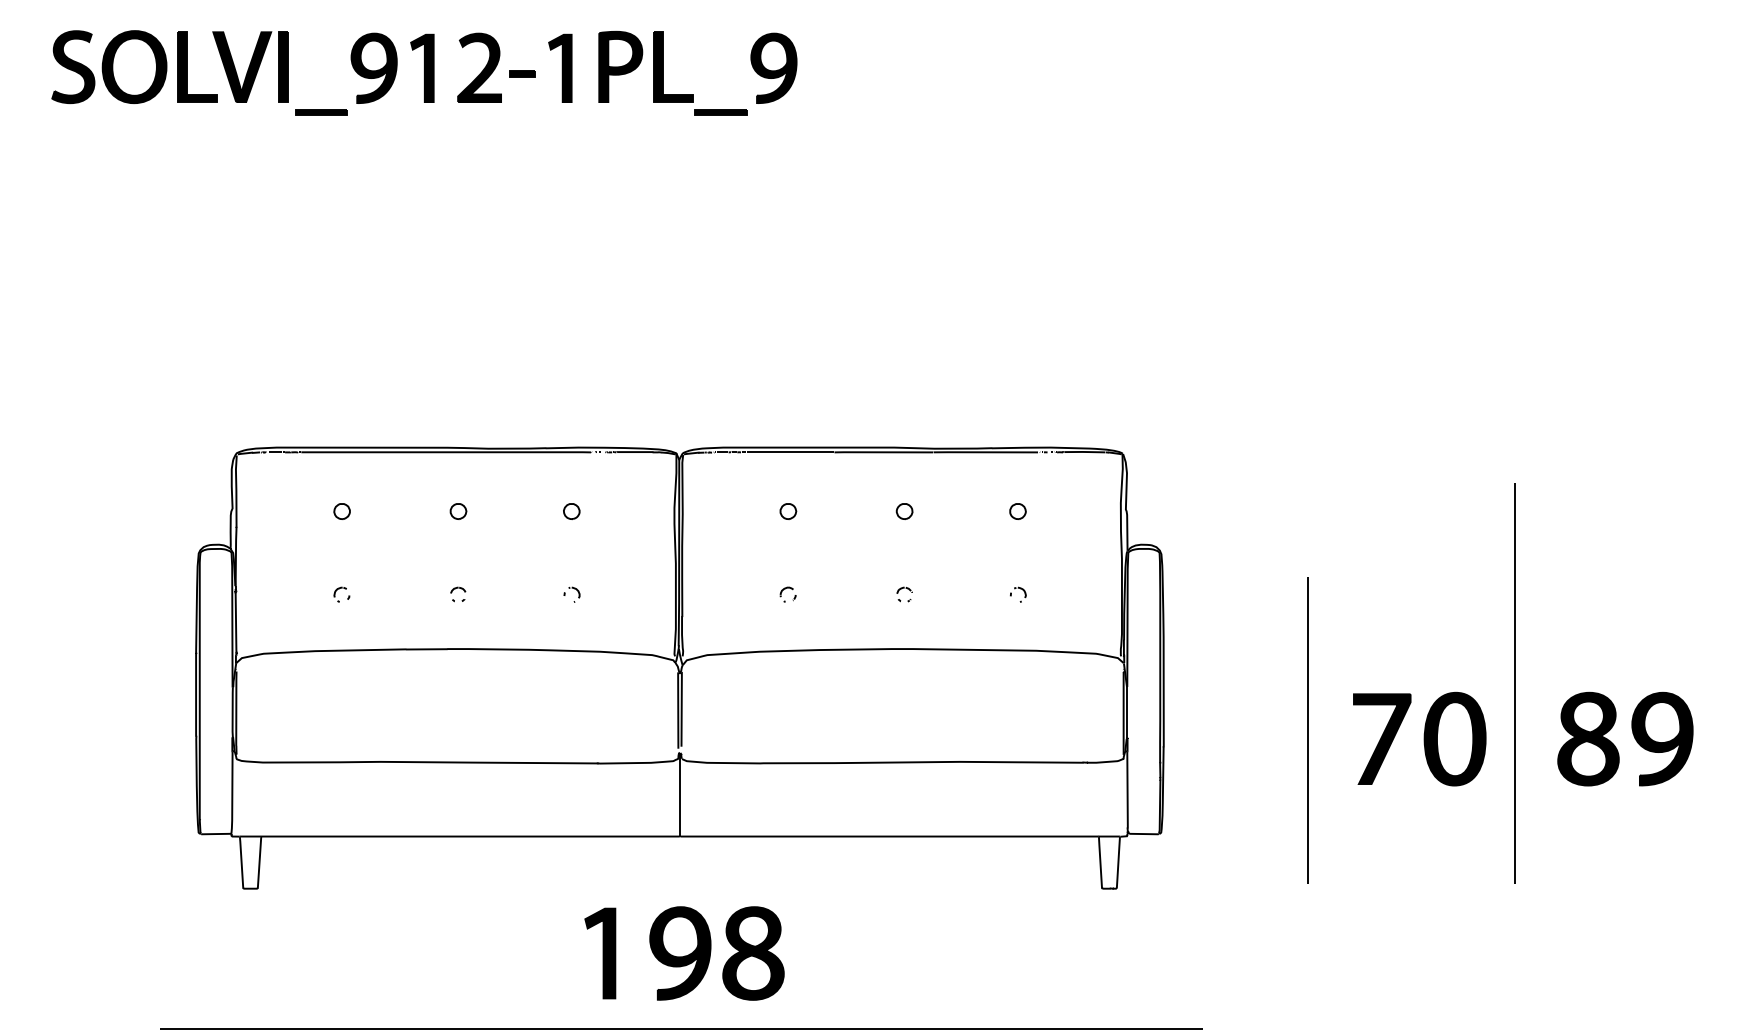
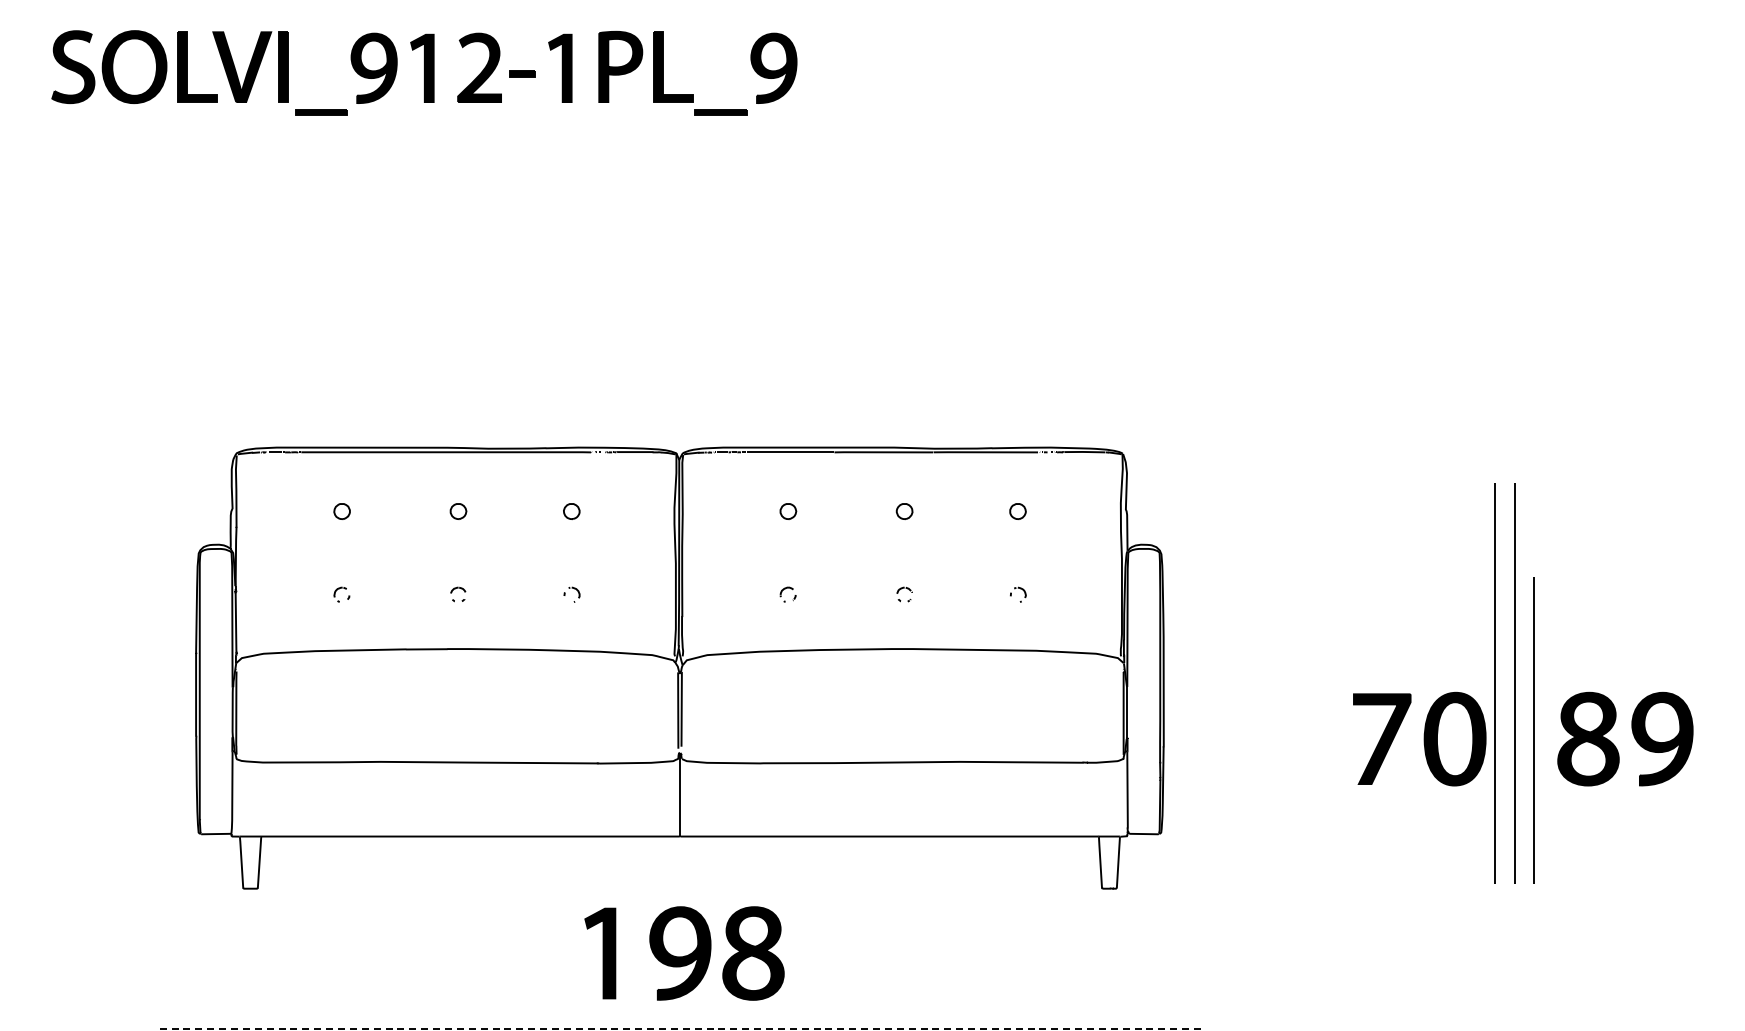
line: none -> present (1494, 683)
line position: (1307, 730) -> (1533, 730) (1533, 730)
line: solid -> dashed (681, 1028)
